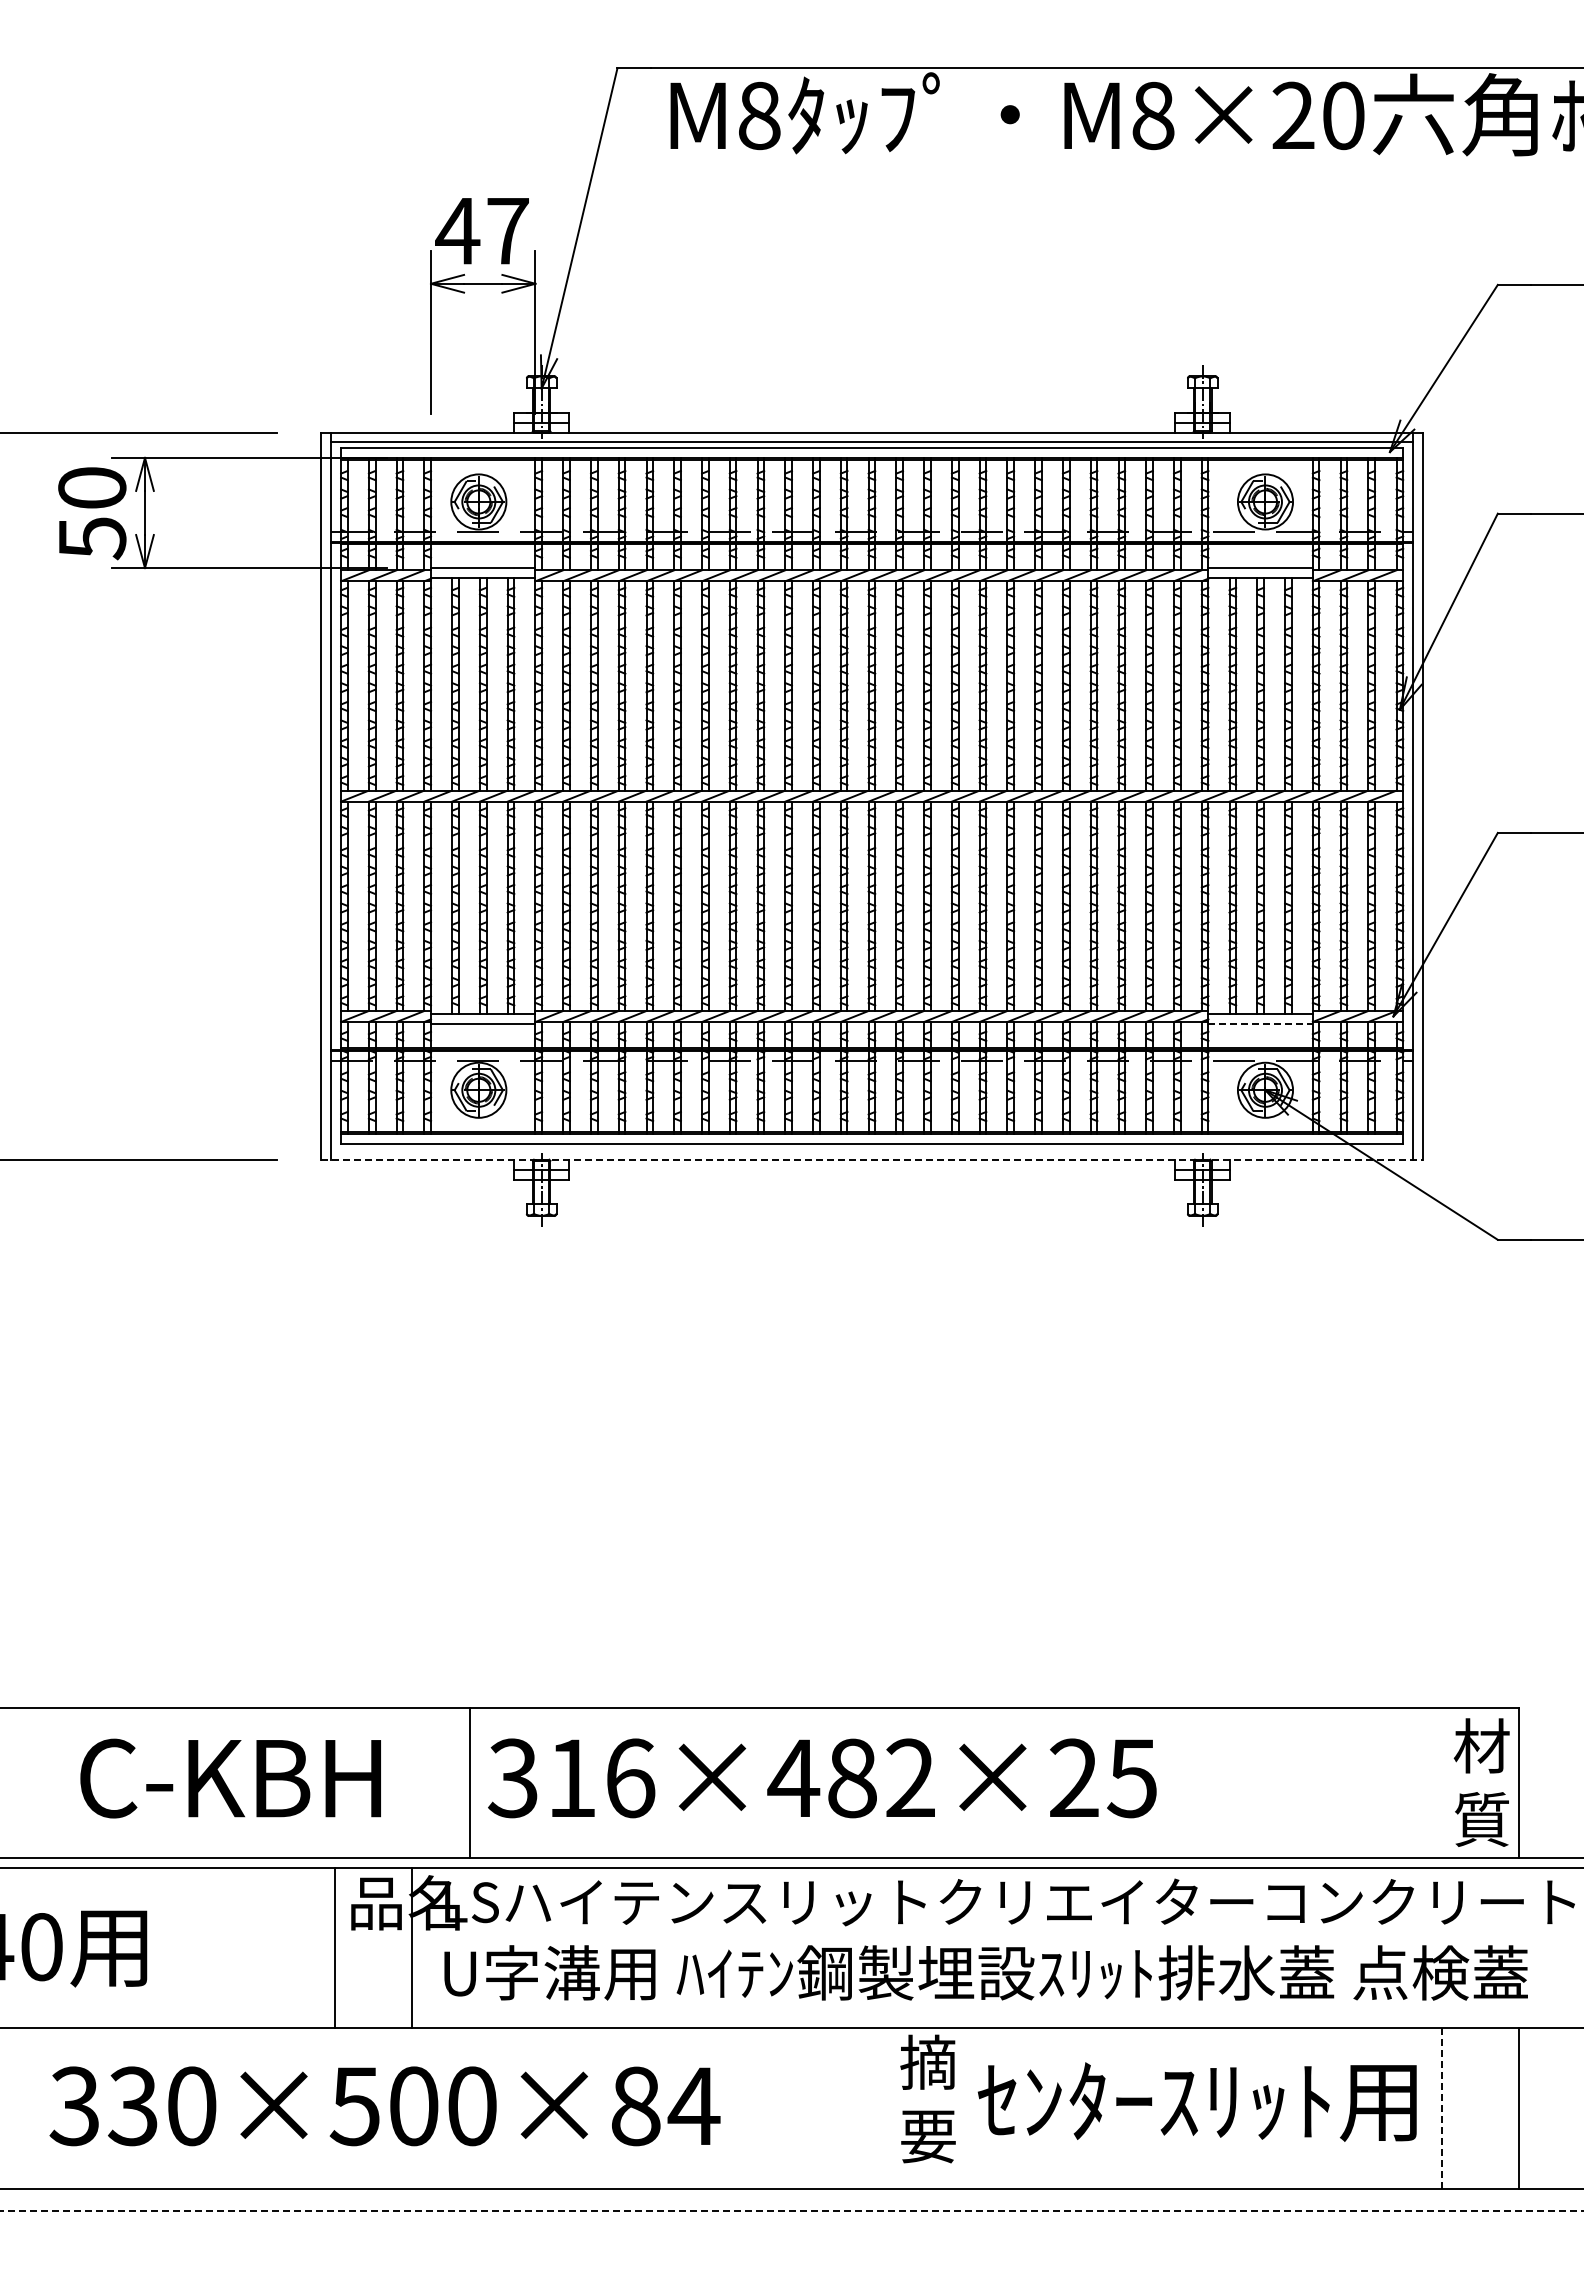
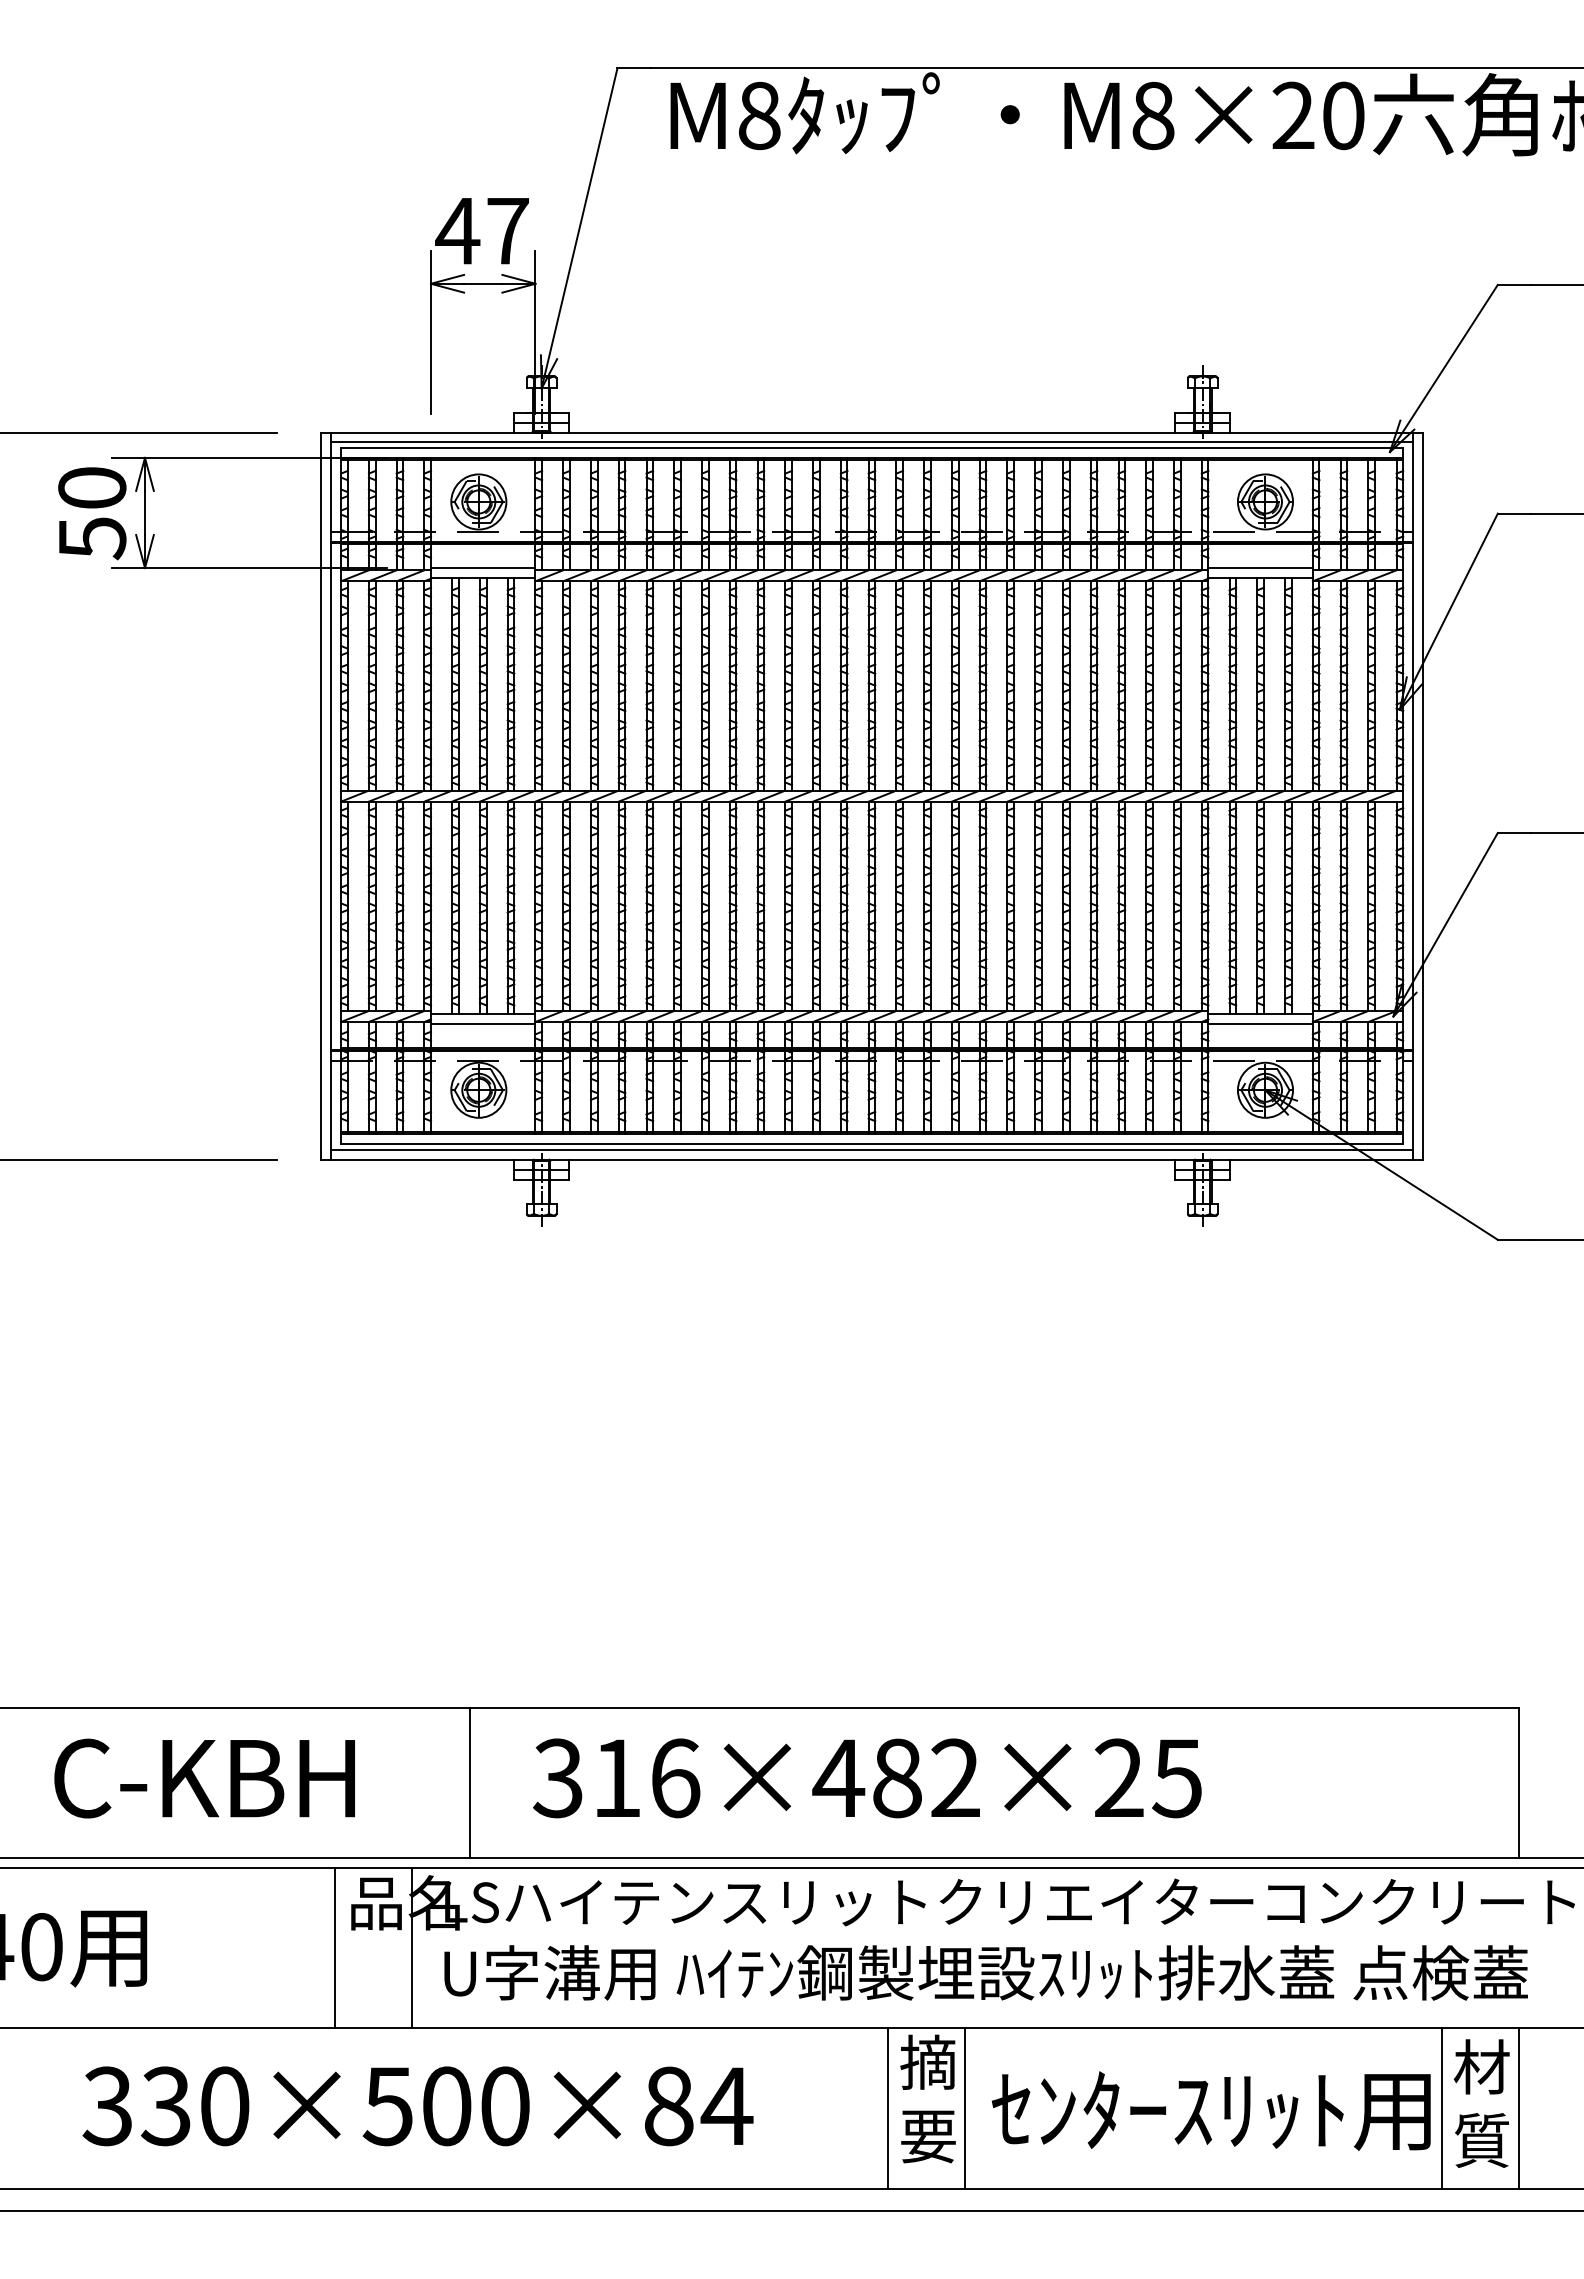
line: dashed -> solid (1261, 1024)
line: none -> present (872, 1149)
line: dashed -> solid (872, 1159)
text position: (230, 1778) -> (204, 1778) (204, 1778)
text position: (822, 1778) -> (867, 1778) (867, 1778)
text position: (1481, 1782) -> (1481, 2103) (1481, 2103)
text position: (1196, 2101) -> (1210, 2110) (1210, 2110)
text position: (384, 2106) -> (417, 2106) (417, 2106)
line: none -> present (888, 2108)
line: none -> present (965, 2108)
line: dashed -> solid (1441, 2108)
line: dashed -> solid (792, 2210)
